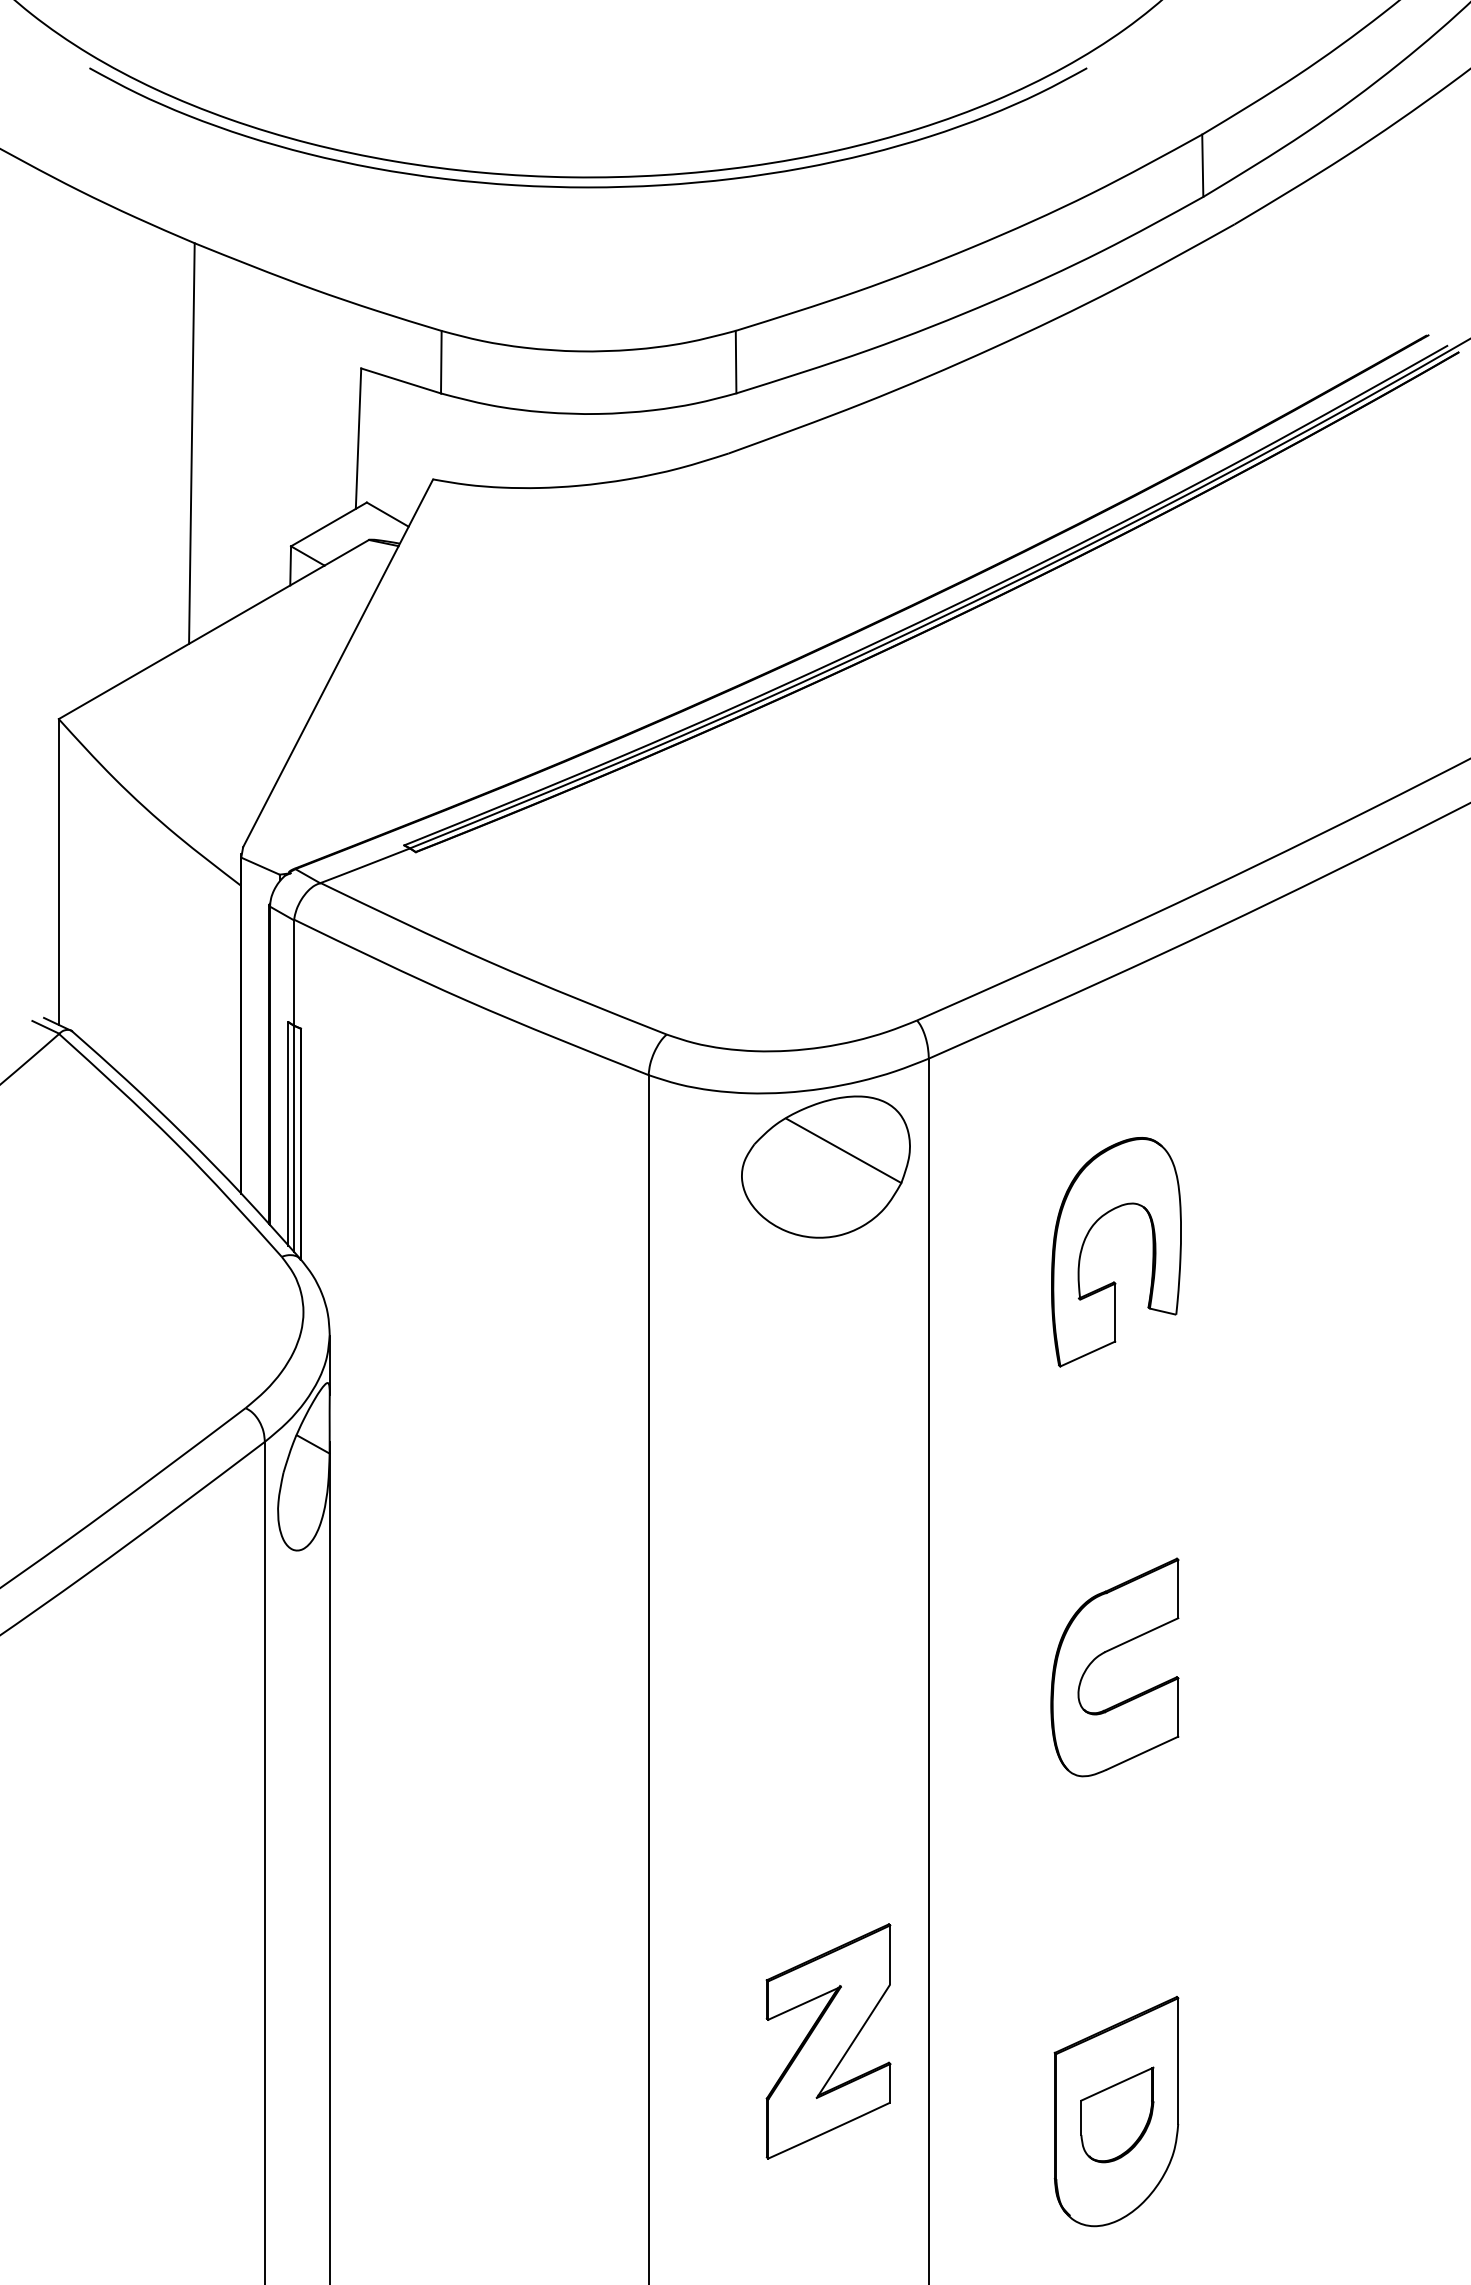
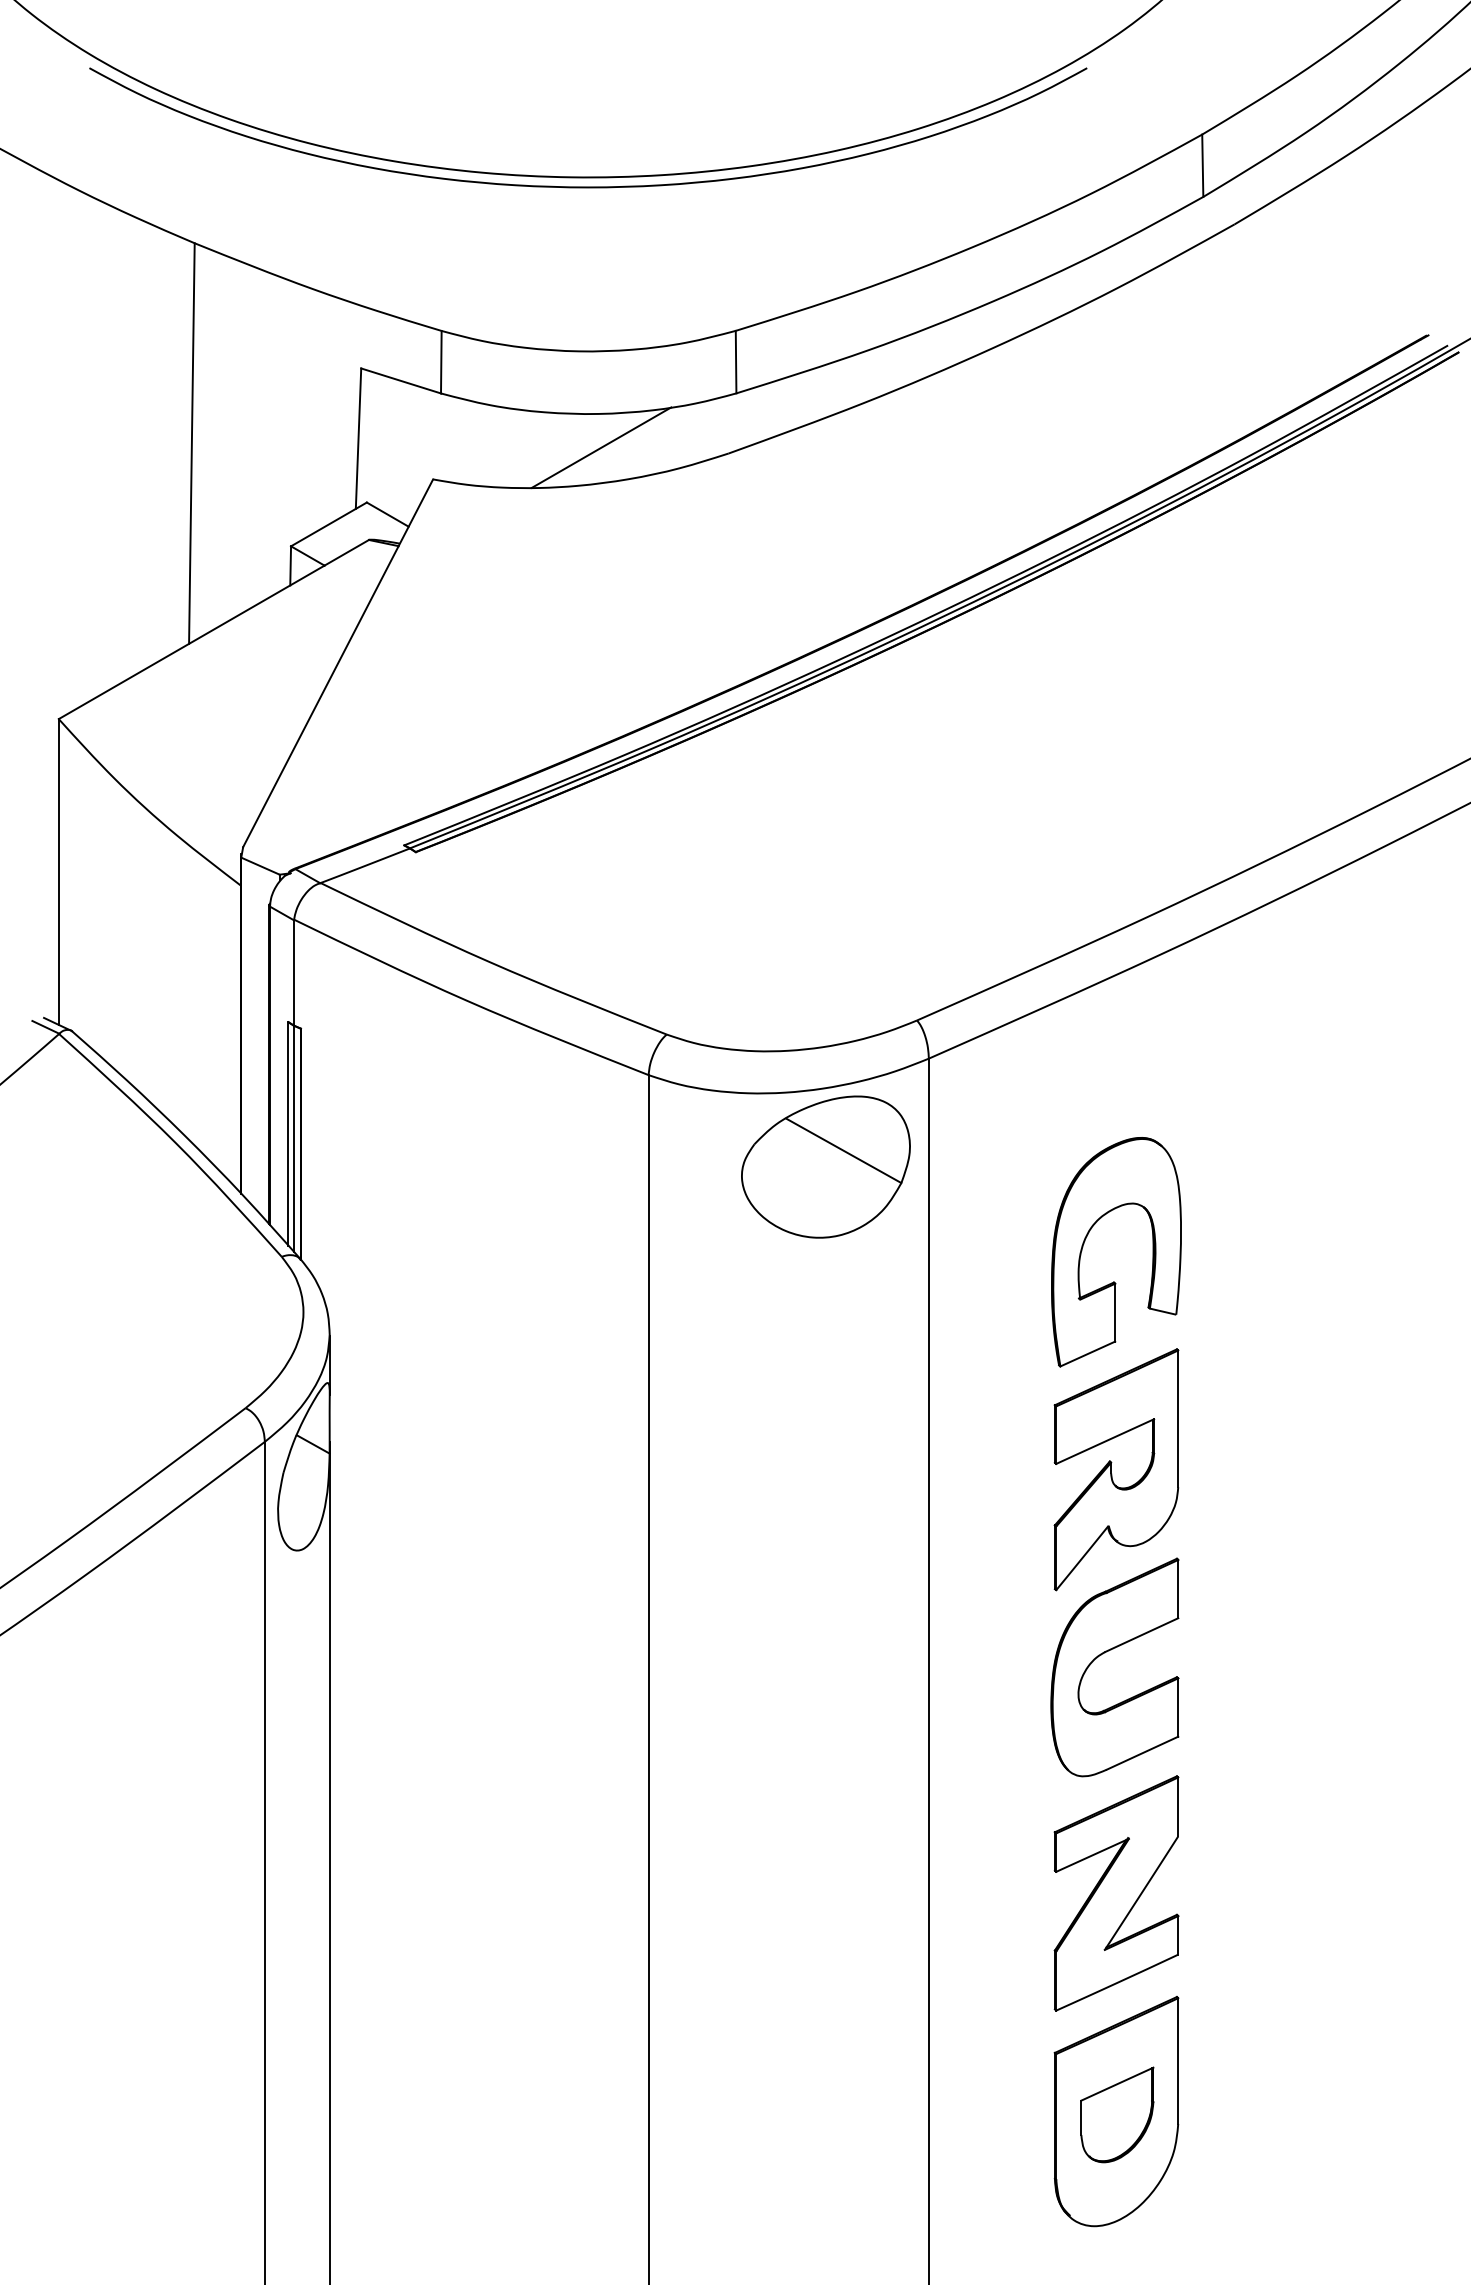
line: none -> present (601, 447)
part: none -> present (1116, 1469)
part position: (828, 2041) -> (1116, 1893) (1116, 1893)
